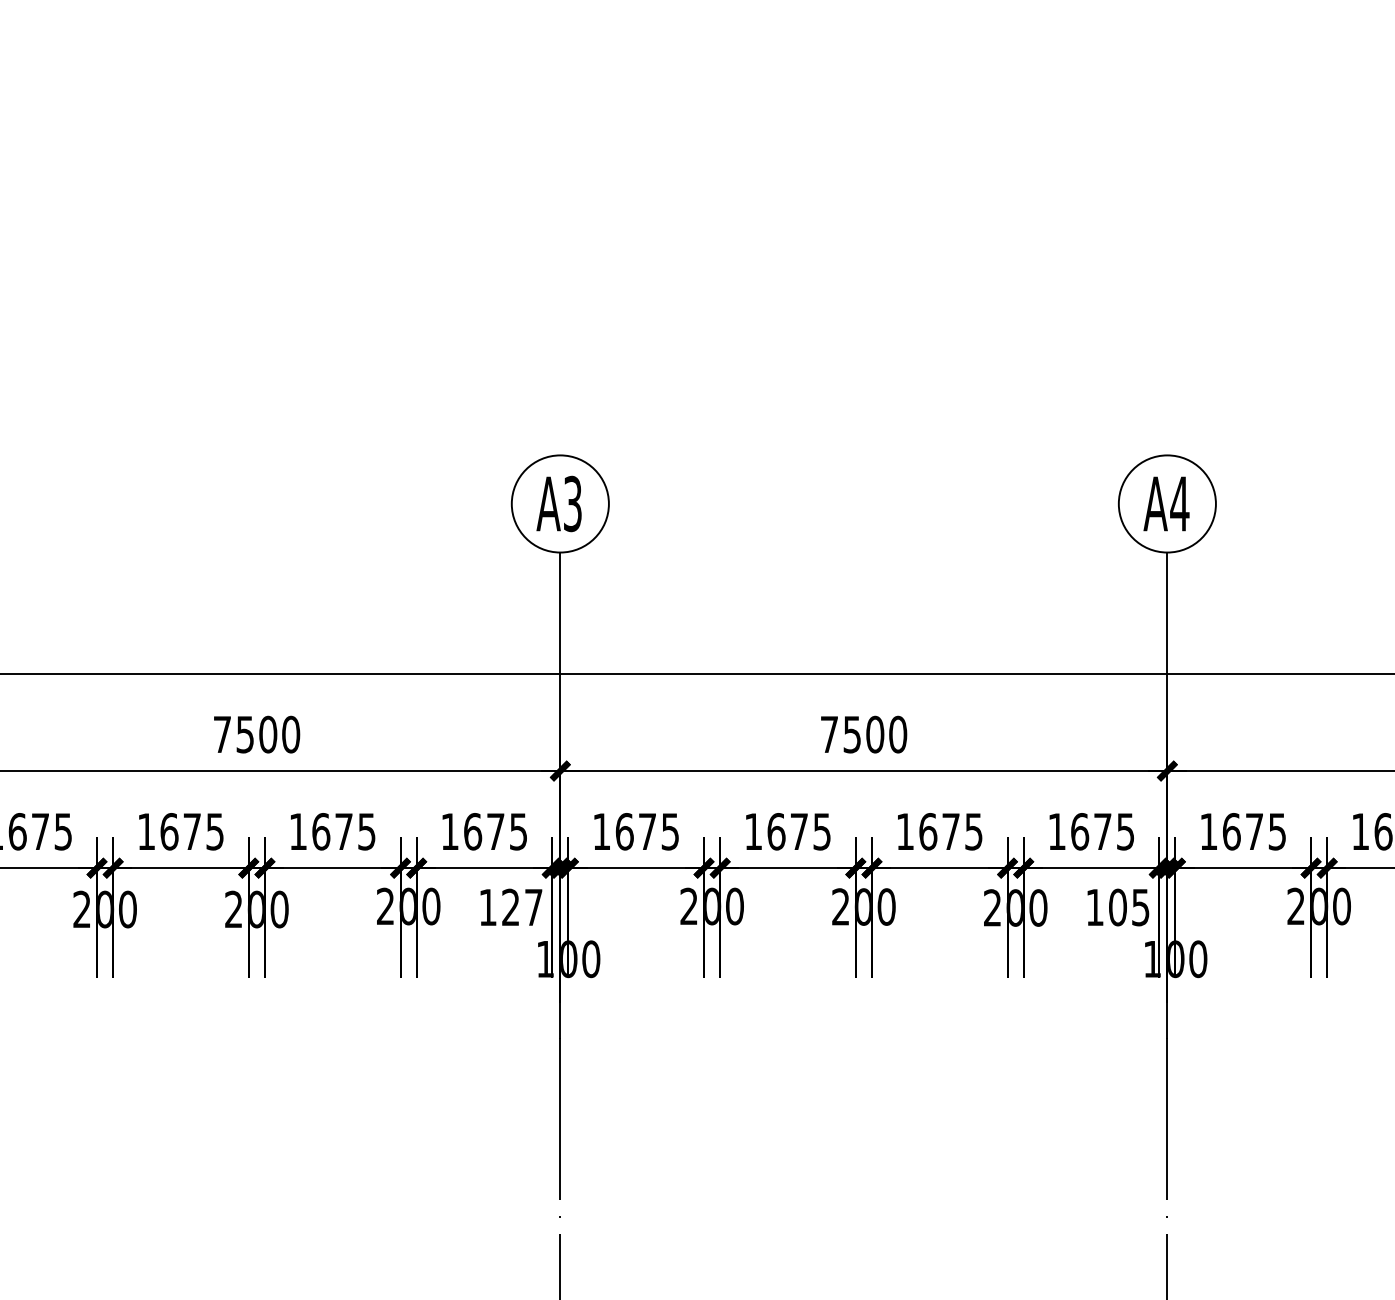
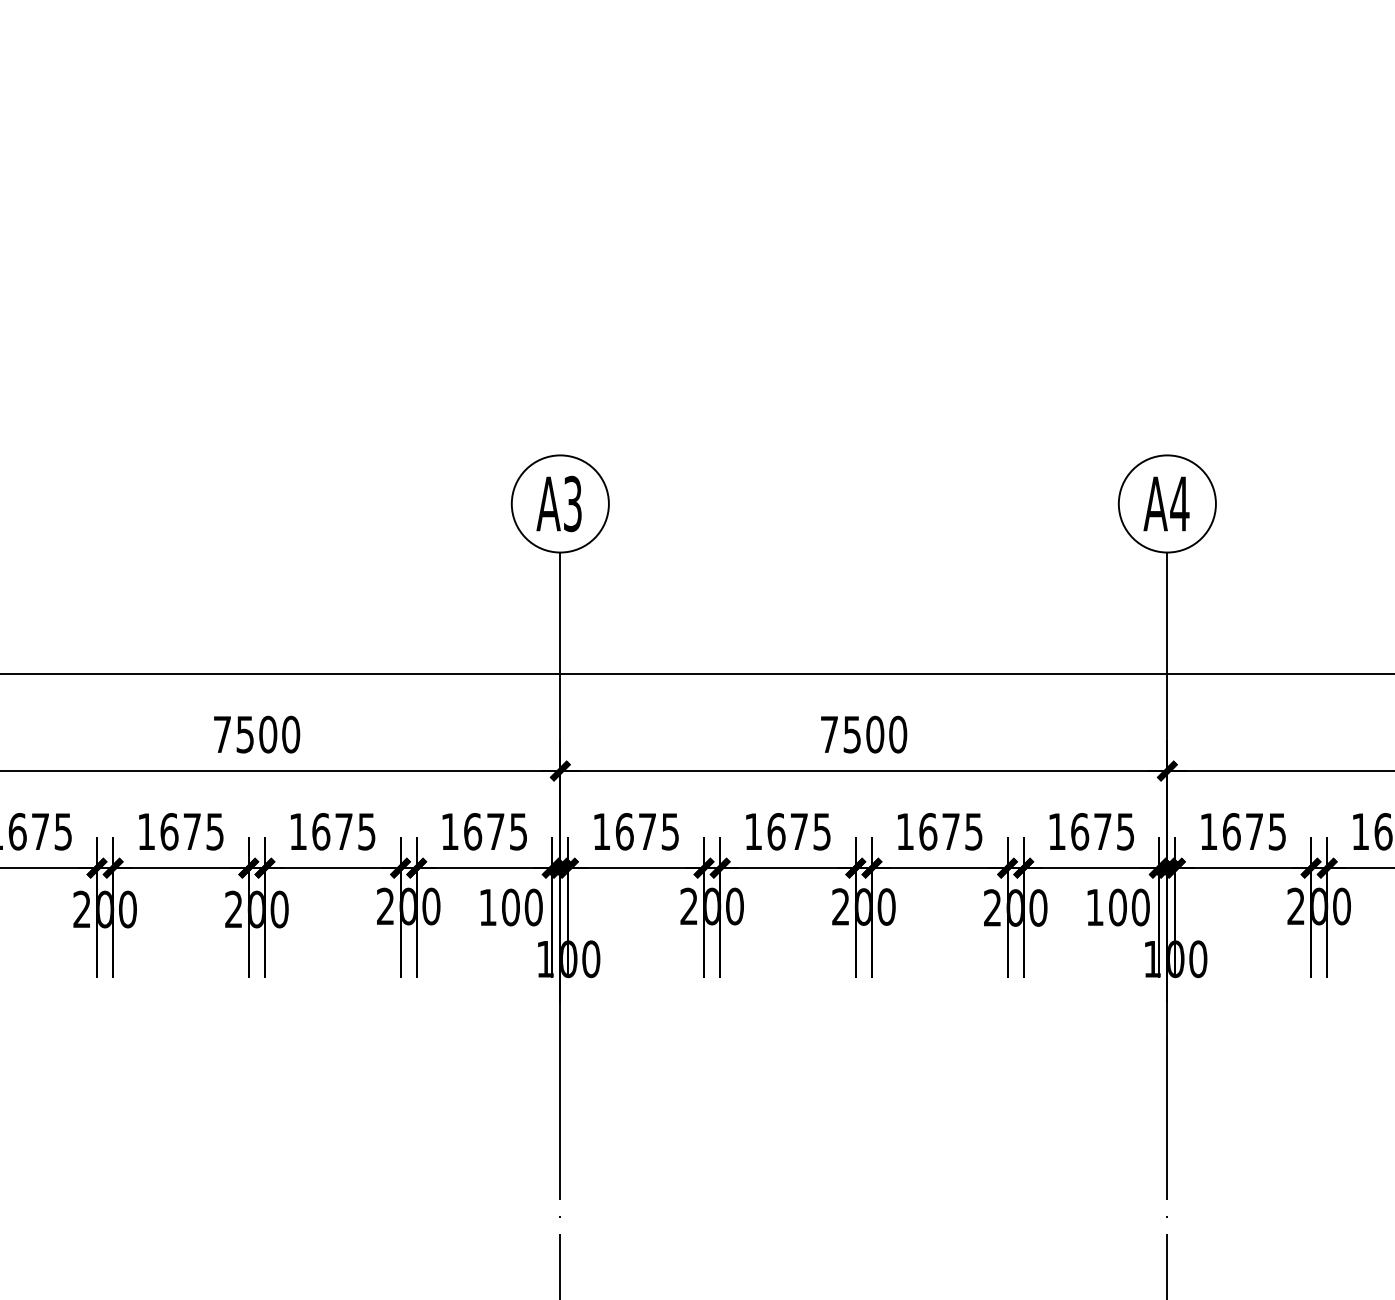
text: 127 -> 100 (522, 907)
text: 105 -> 100 (1140, 907)
